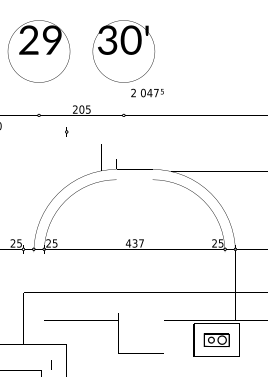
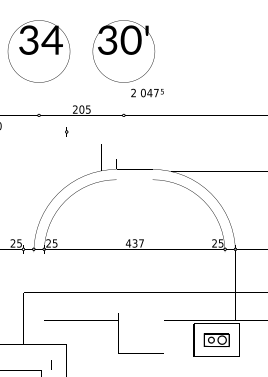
text: 29 -> 34 (40, 39)
